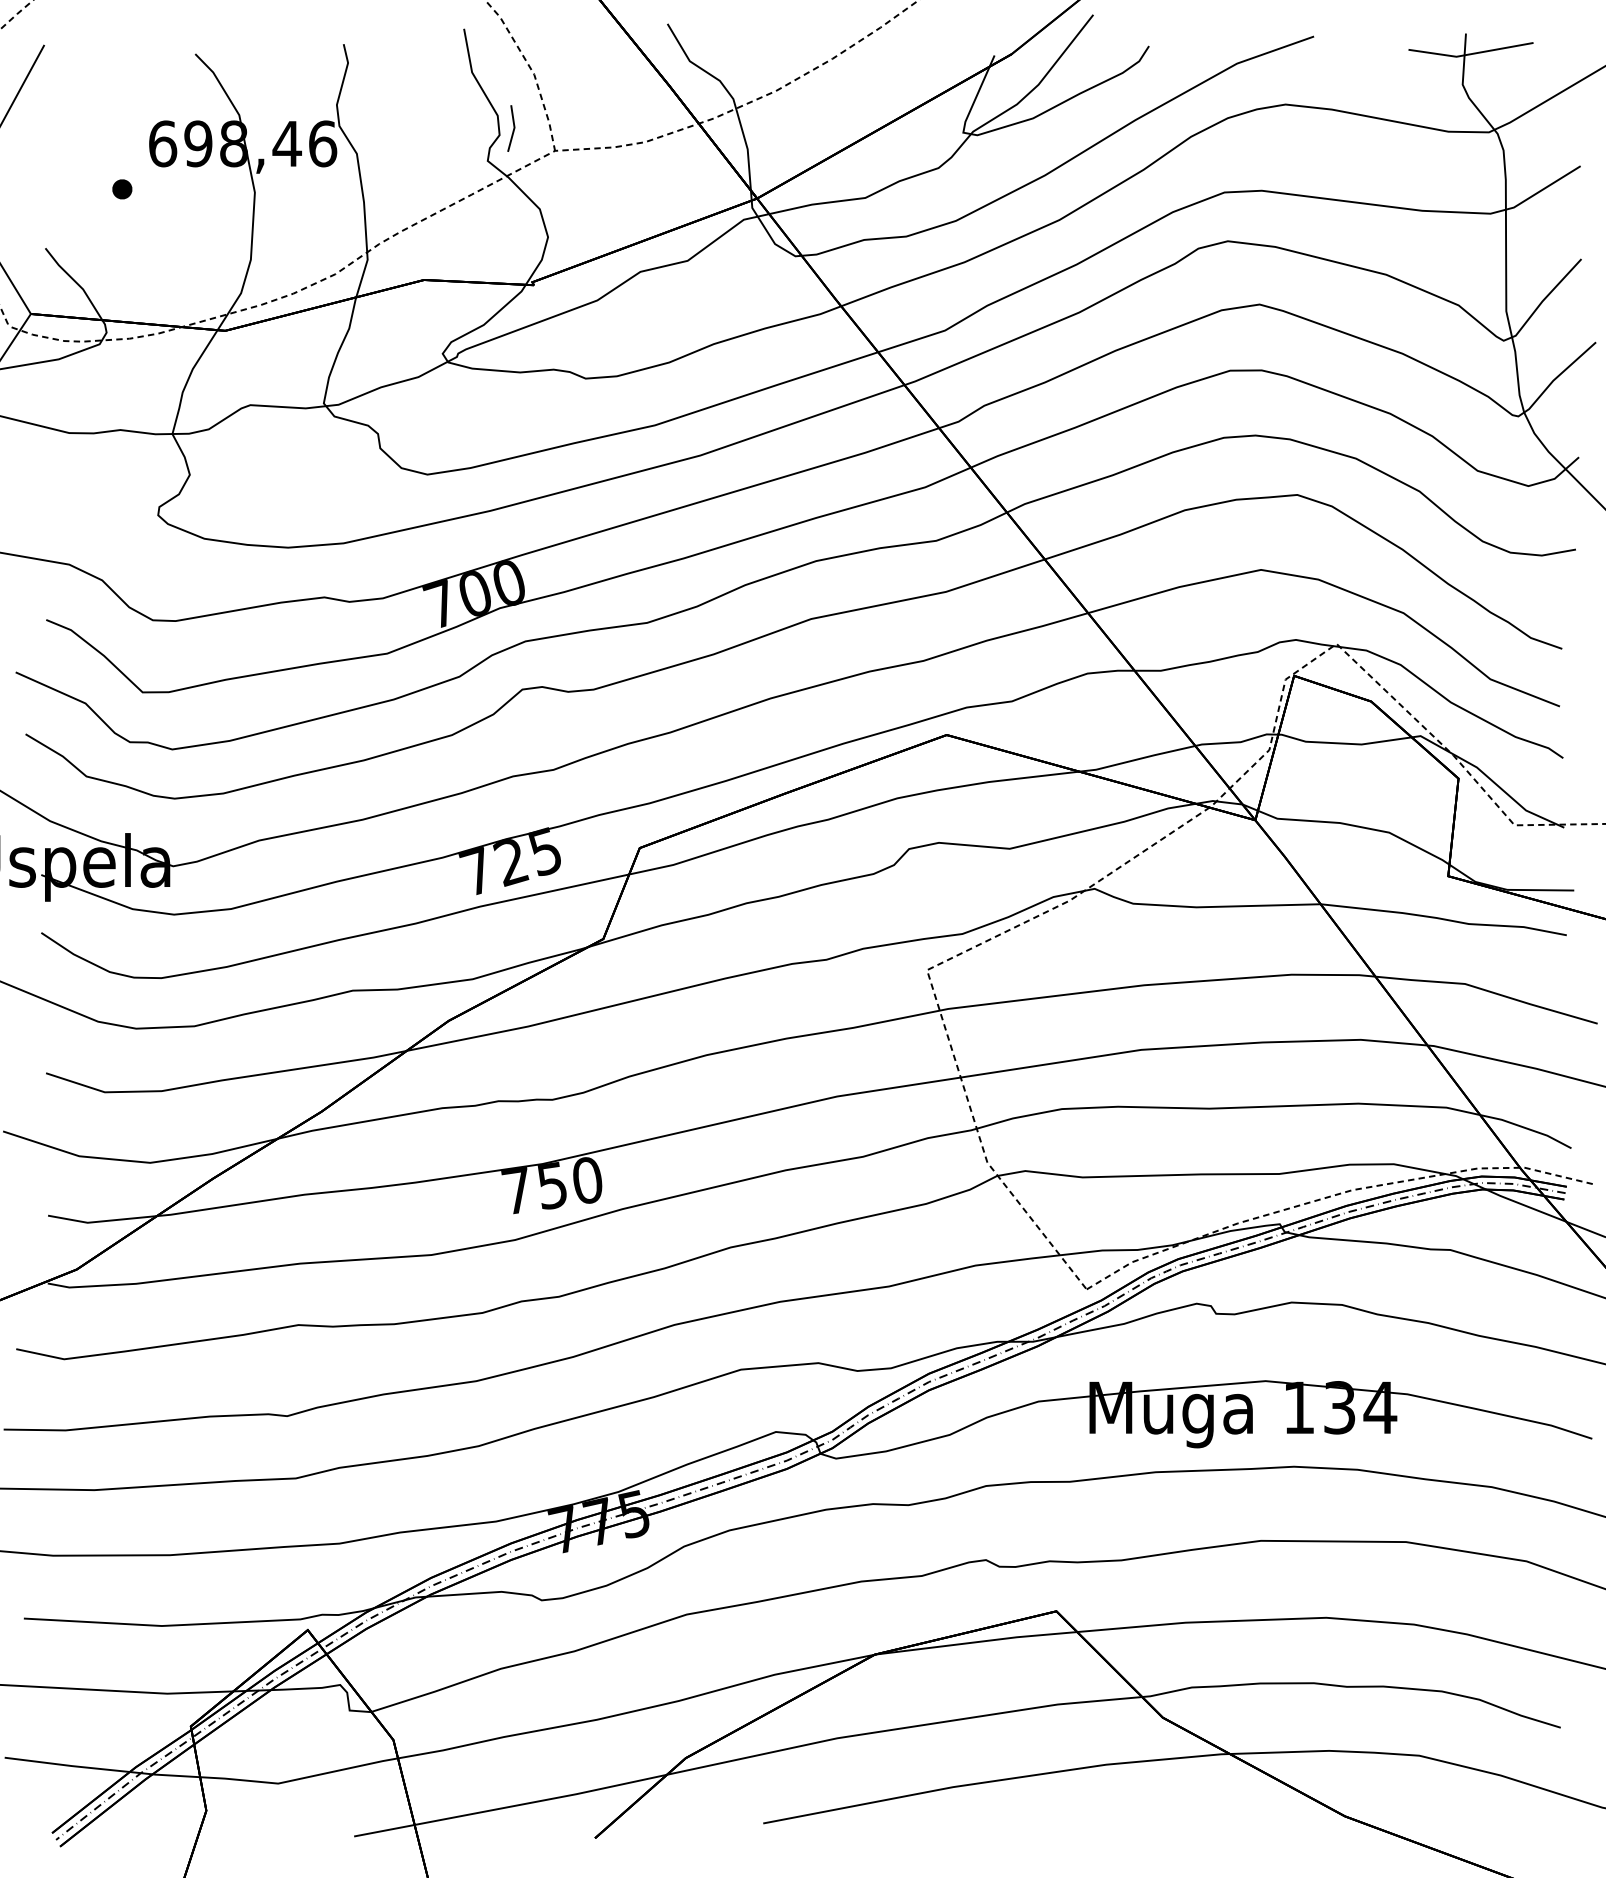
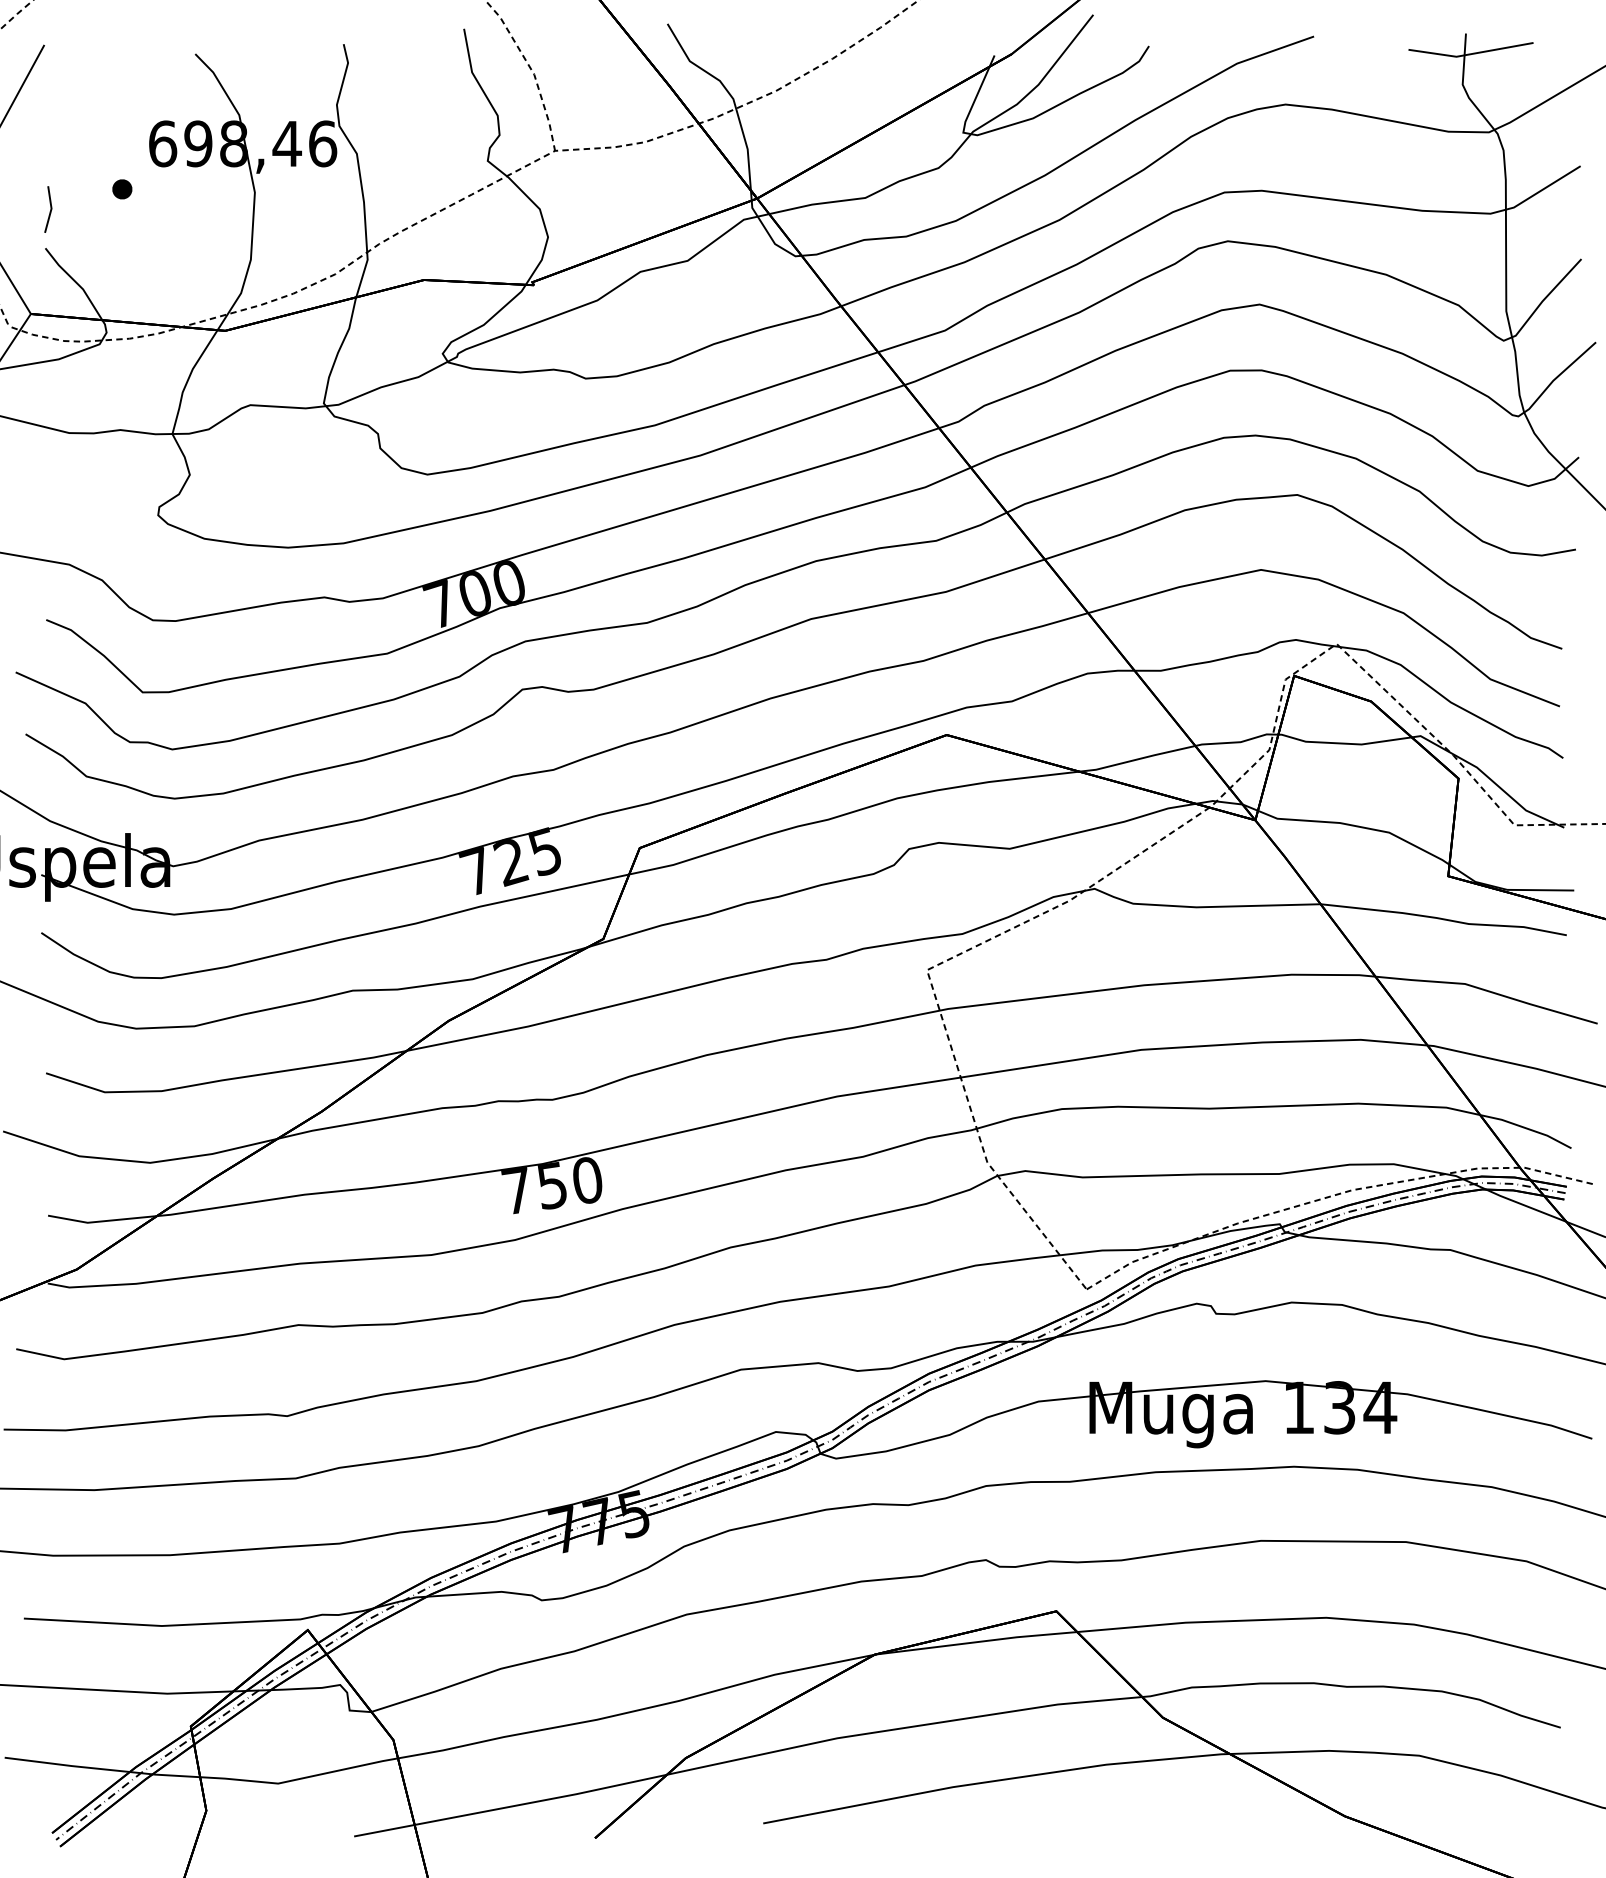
line position: (513, 128) -> (50, 209) (50, 209)
